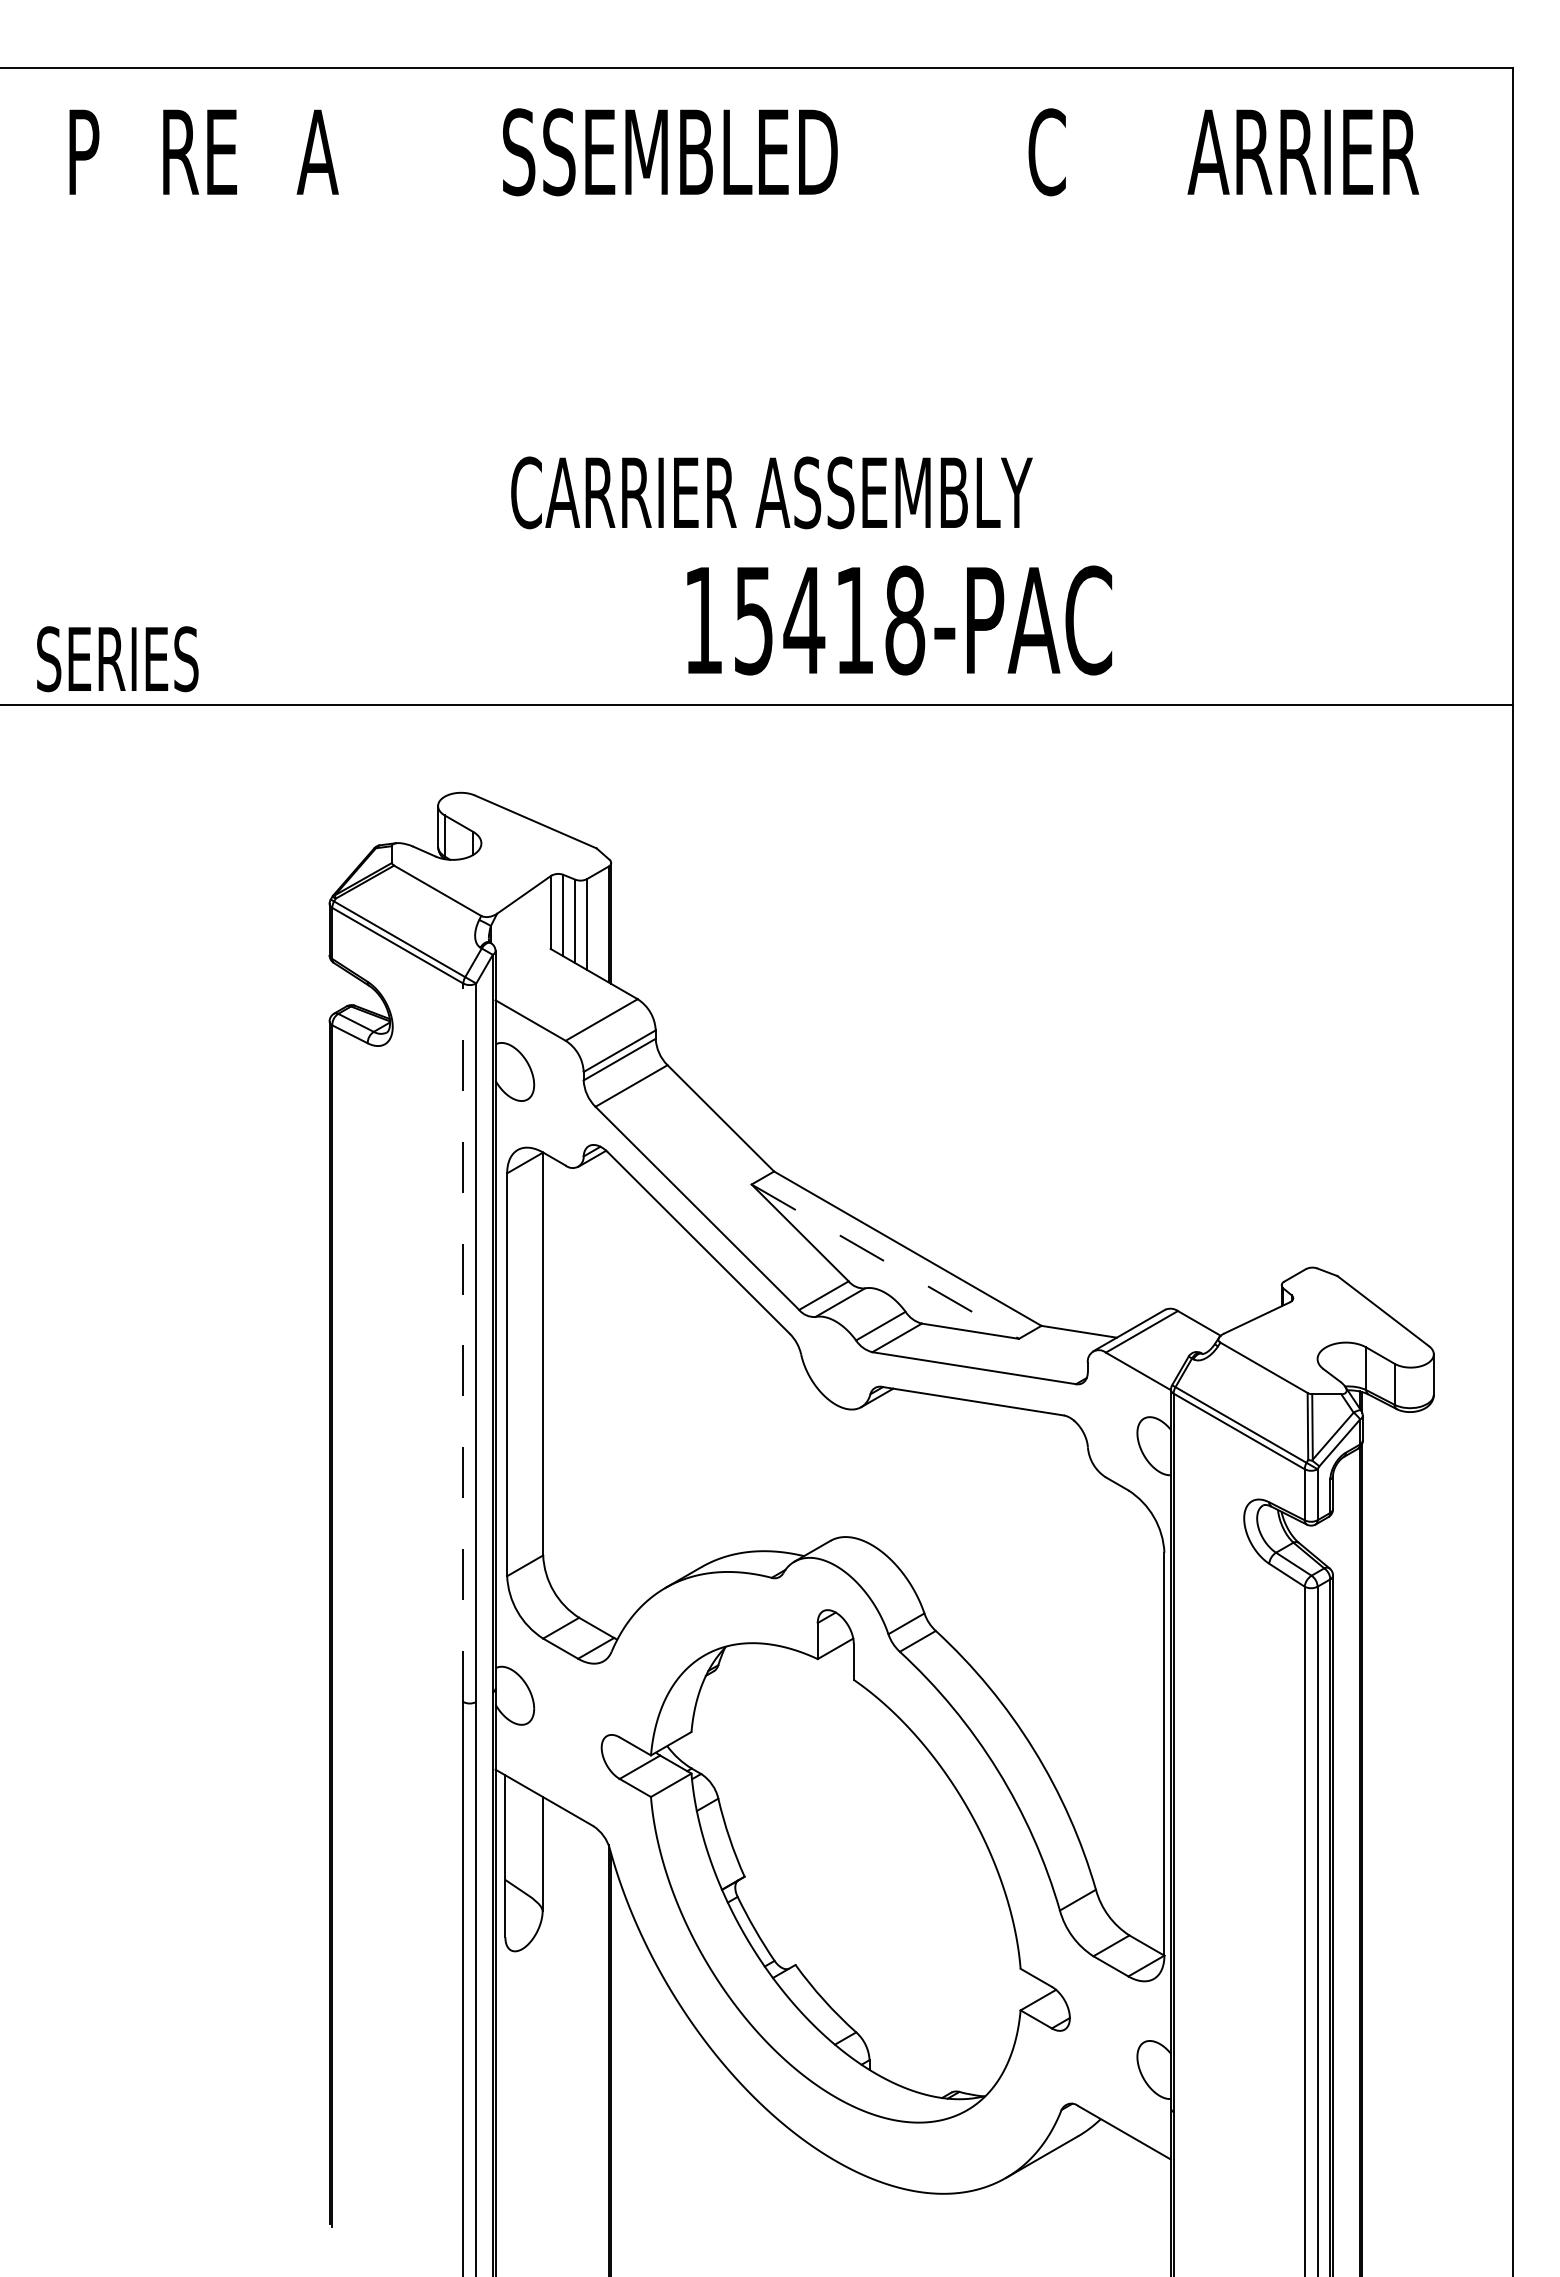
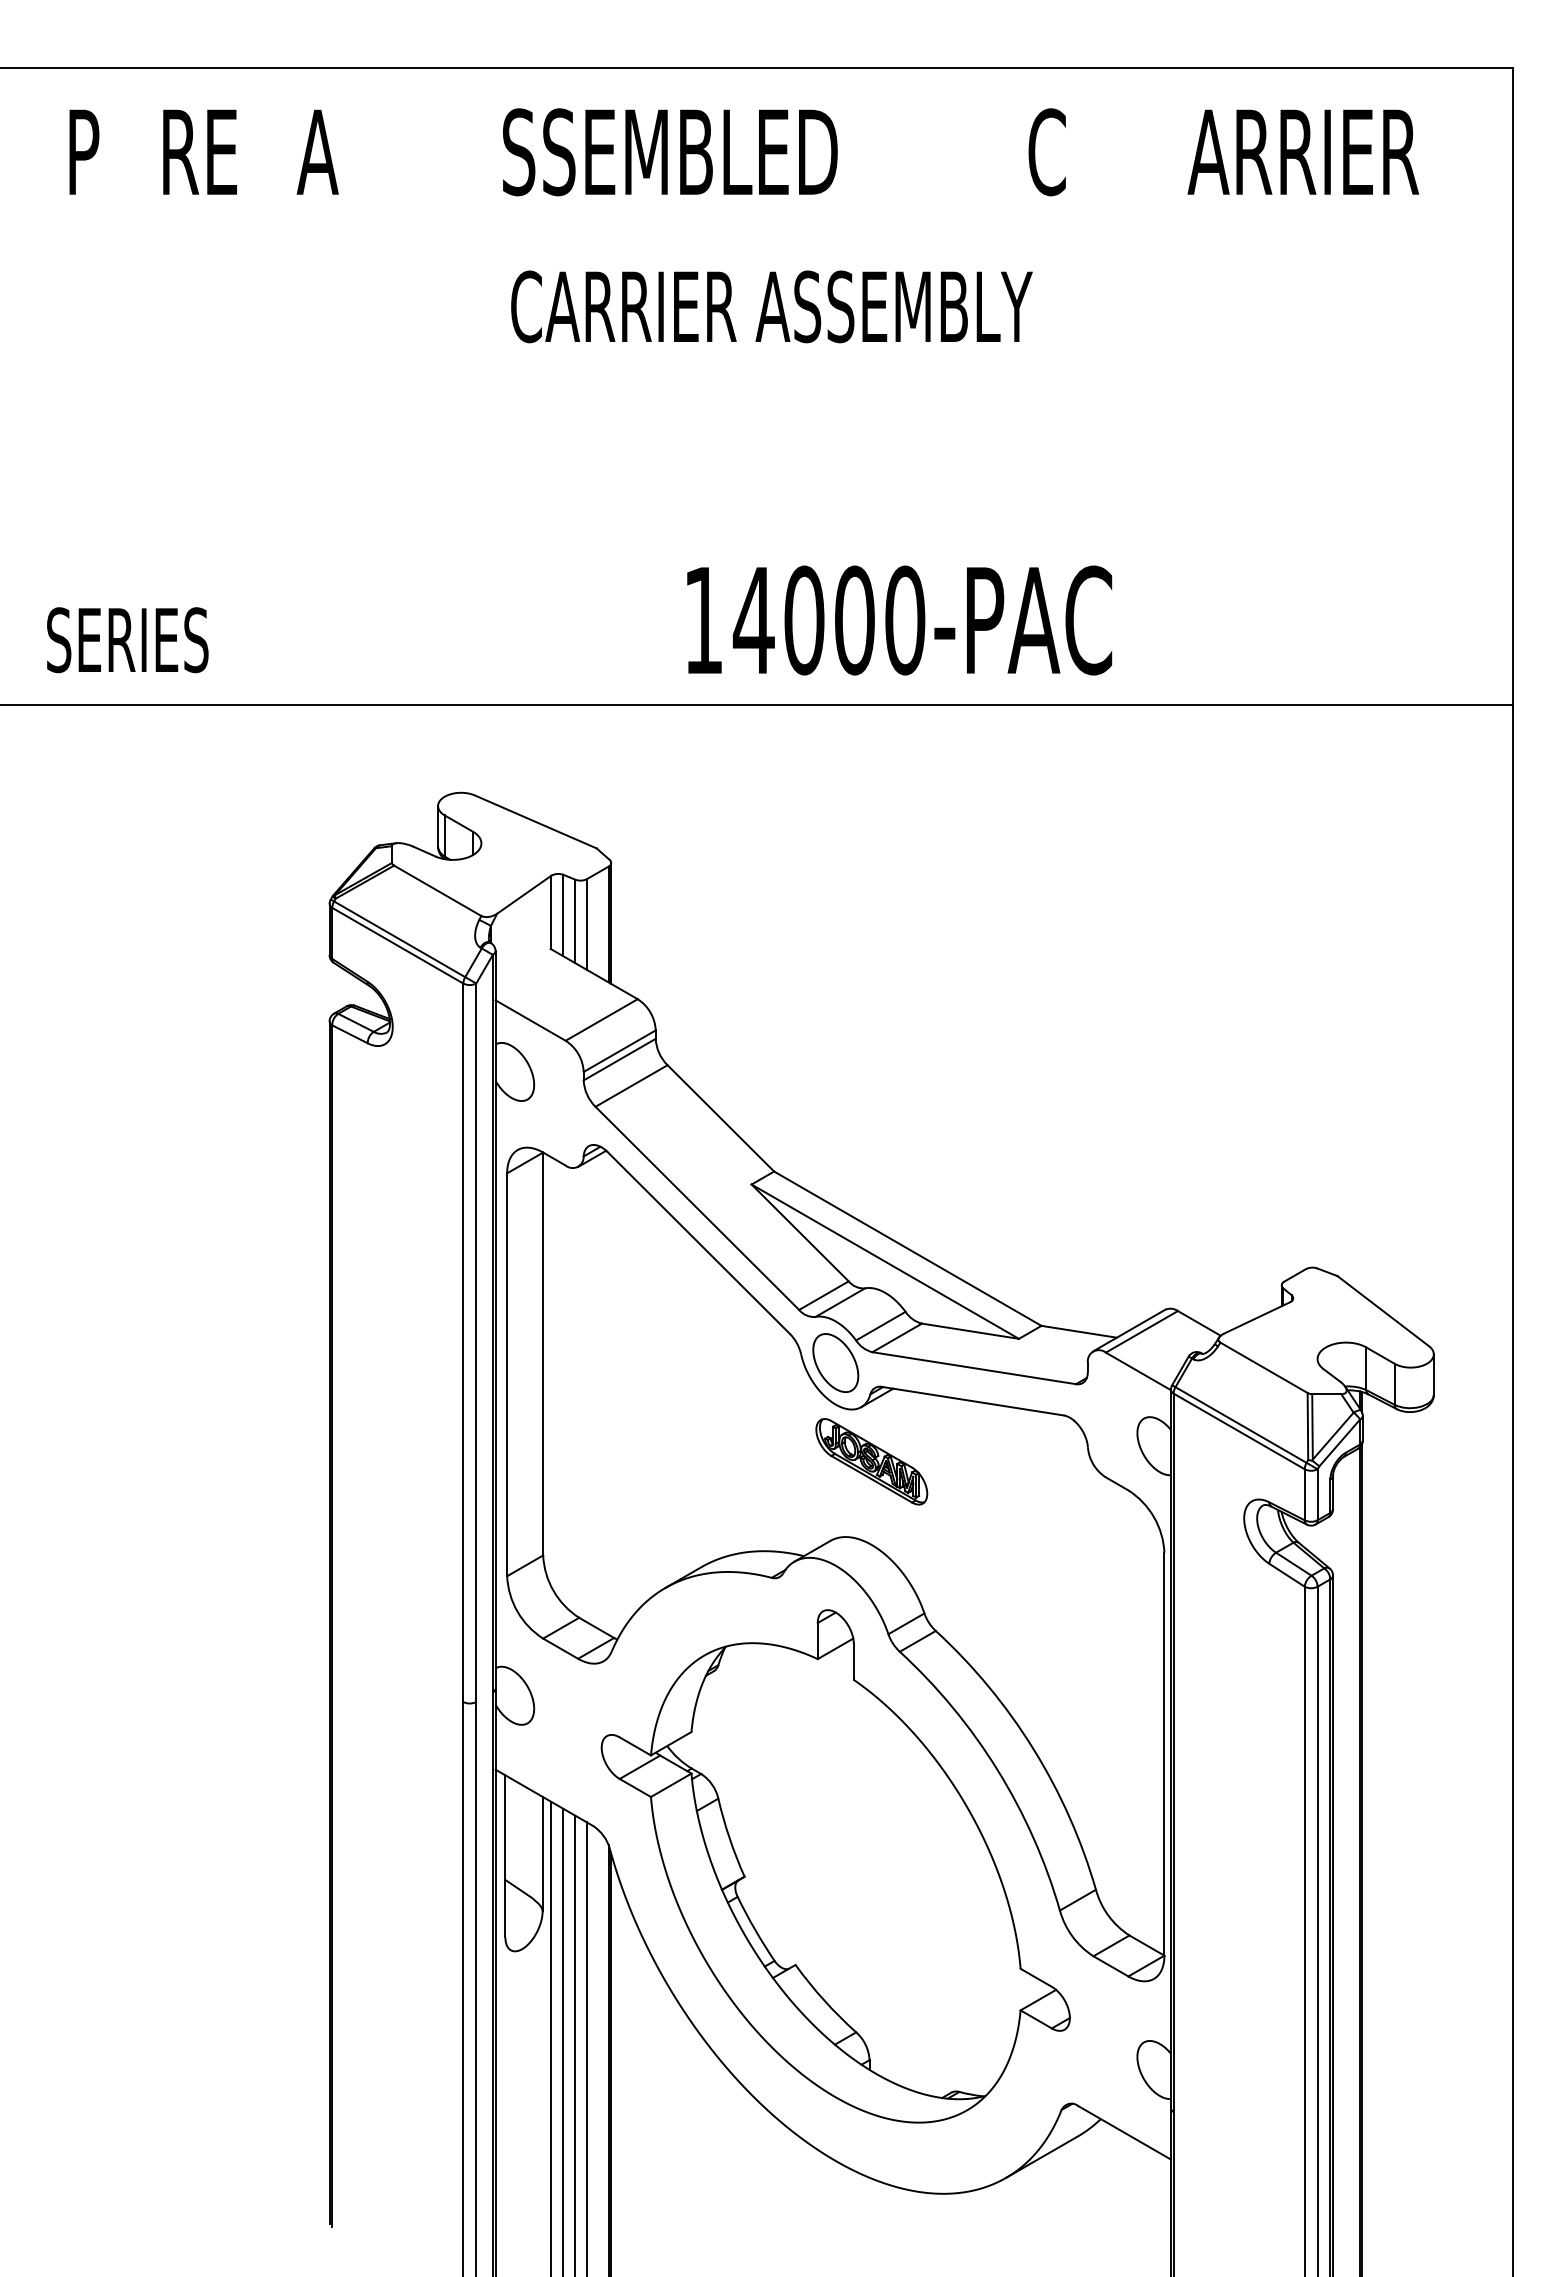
text position: (771, 492) -> (771, 306) (771, 306)
text: 15418-PAC -> 14000-PAC (828, 620)
text position: (117, 659) -> (127, 640) (127, 640)
line: dashed -> solid (885, 1261)
line: dashed -> solid (463, 1342)
part: none -> present (835, 1362)
part: none -> present (871, 1461)
line: none -> present (551, 2037)
line: none -> present (563, 2040)
line: none -> present (575, 2044)
line: none -> present (587, 2047)
